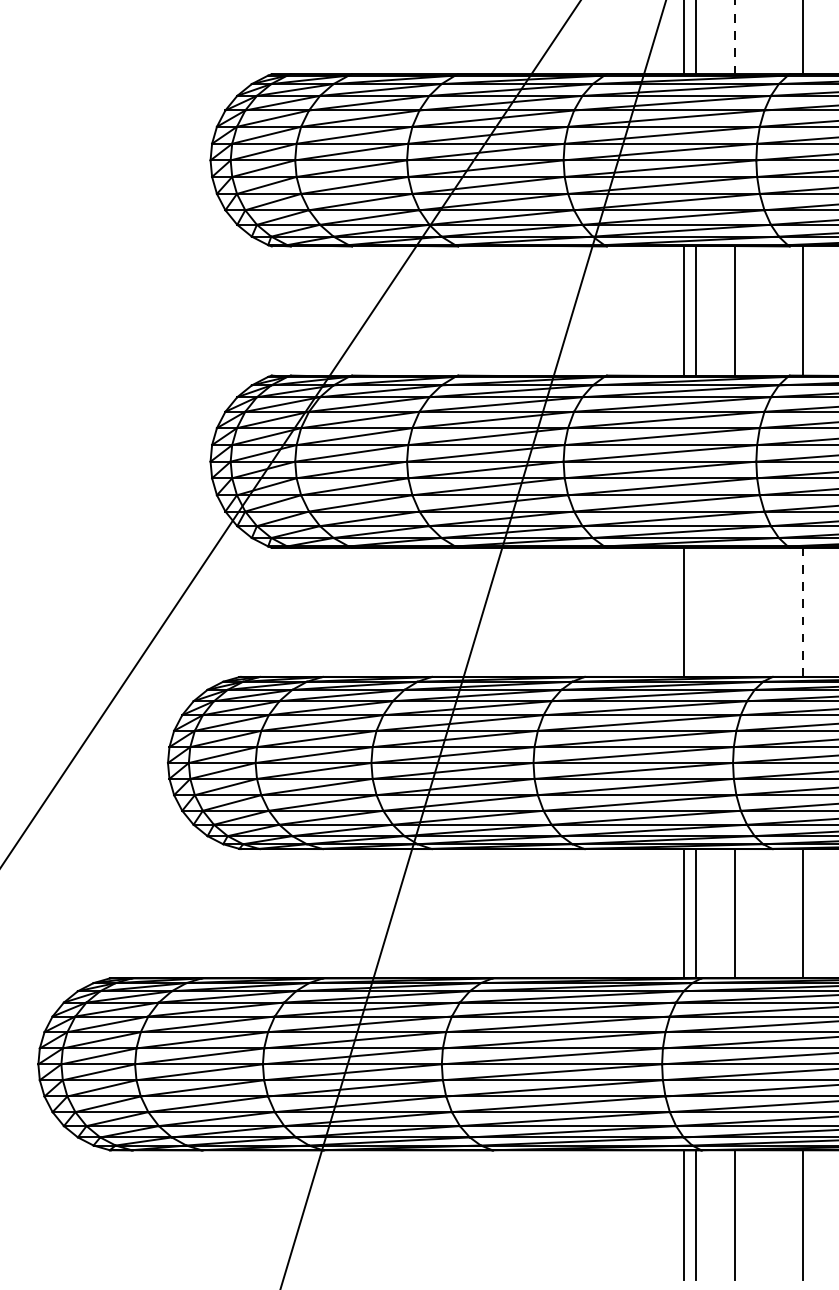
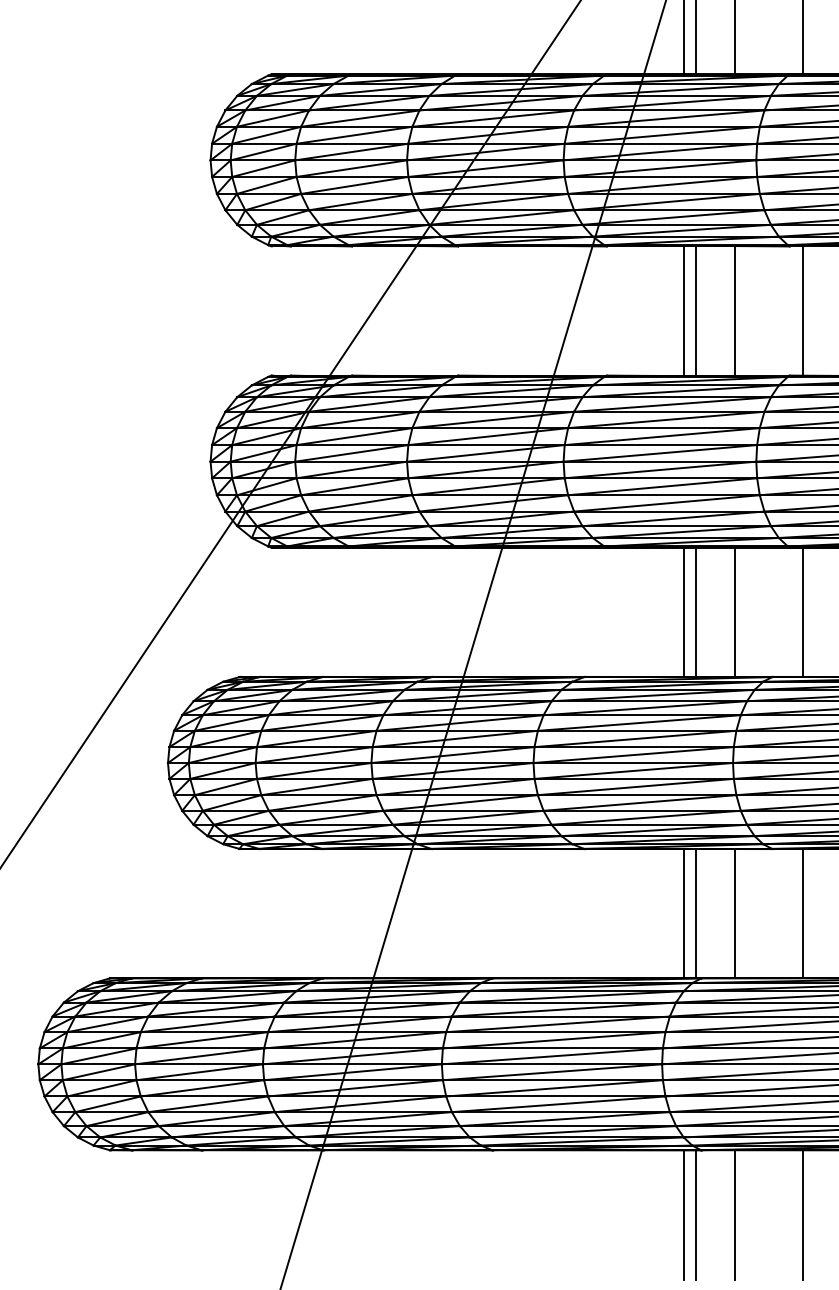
line: dashed -> solid (735, 37)
line: none -> present (696, 611)
line: none -> present (735, 611)
line: dashed -> solid (803, 612)
